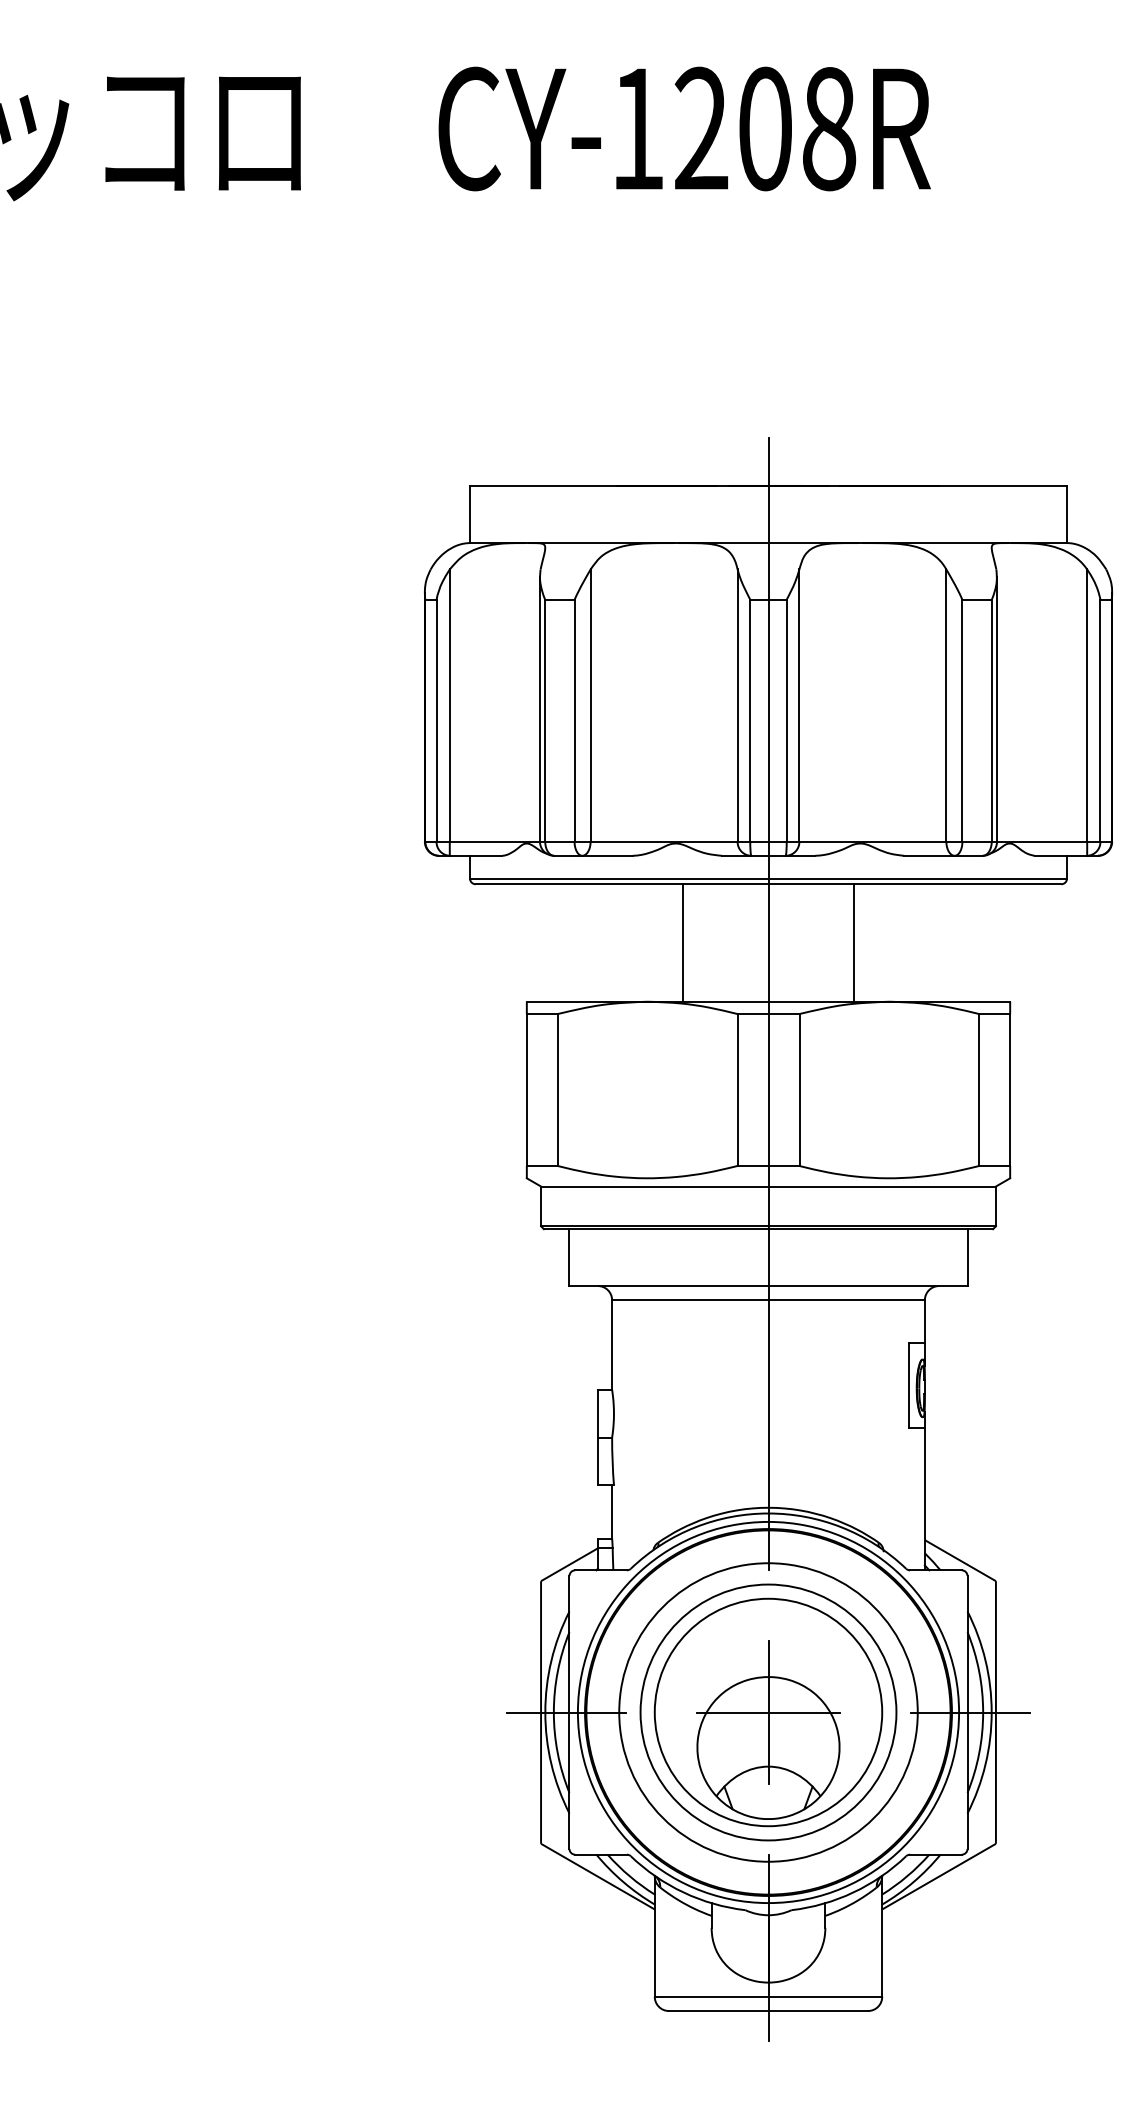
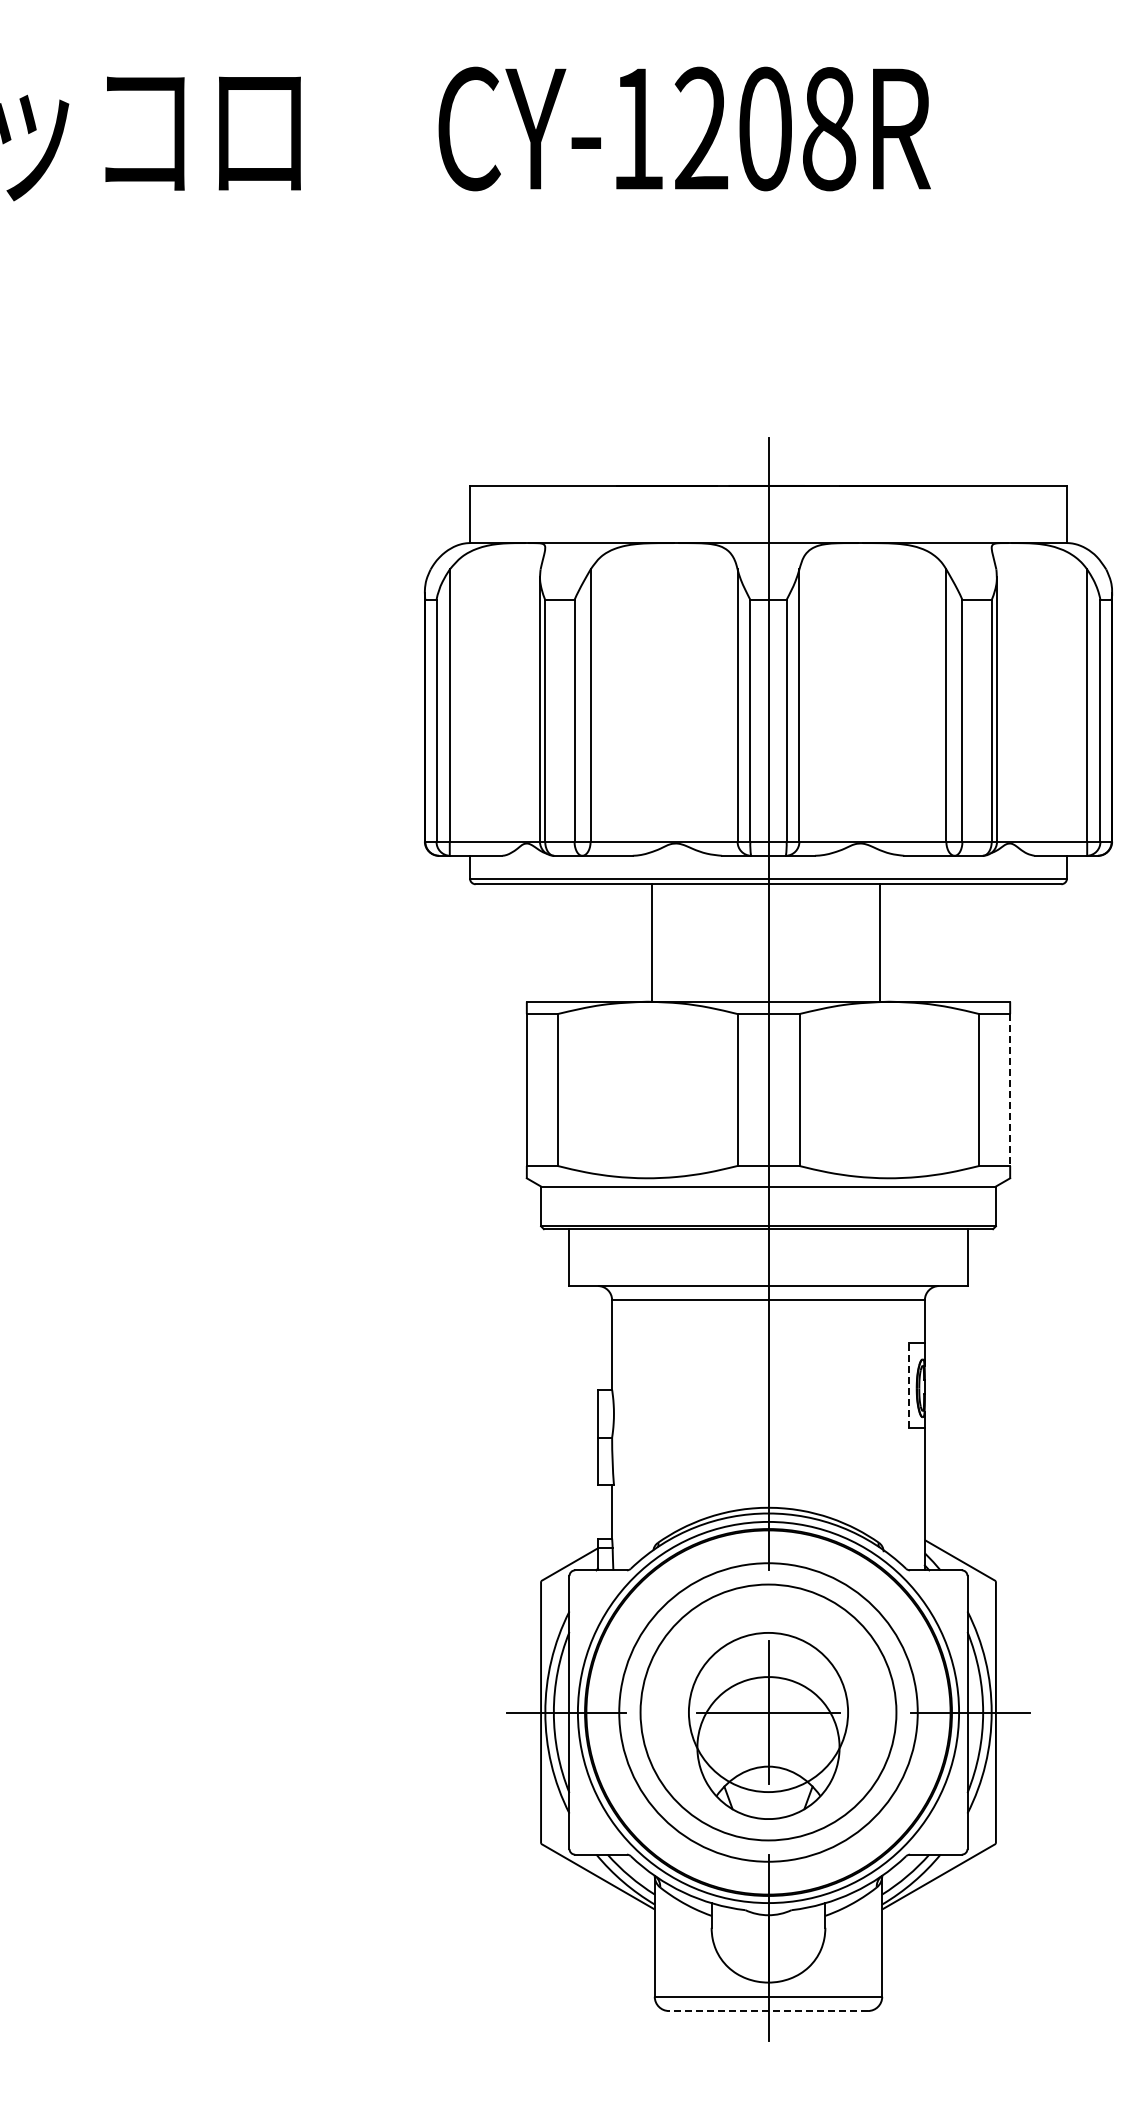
line position: (683, 942) -> (652, 942) (652, 942)
line position: (853, 942) -> (879, 942) (879, 942)
line: solid -> dashed (1010, 1090)
line: solid -> dashed (908, 1385)
circle diameter: 227 px -> 159 px (768, 1712)
line: solid -> dashed (768, 2011)
